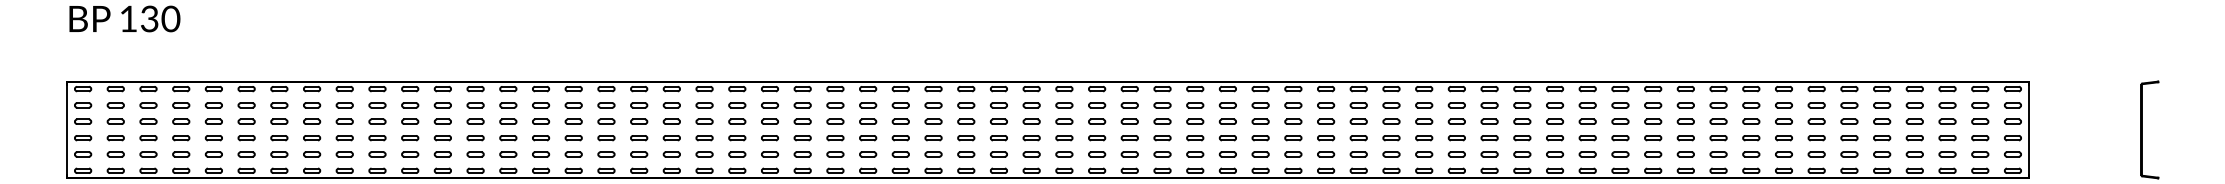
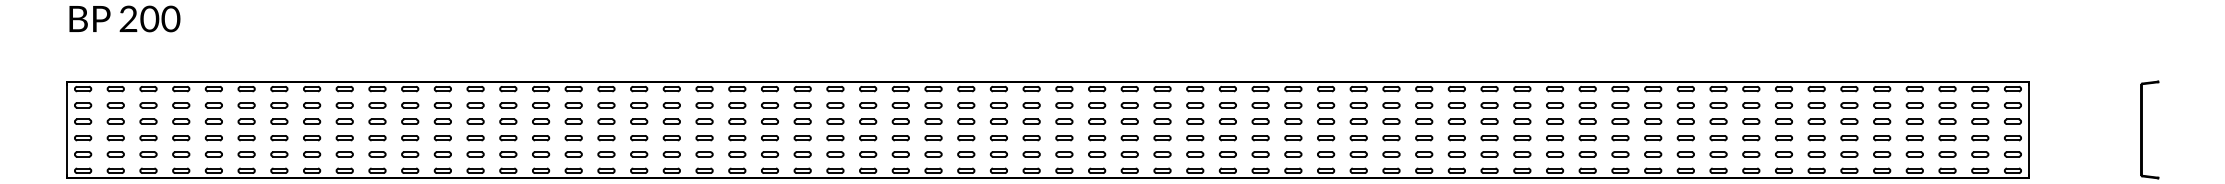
text: 130 -> 200 (139, 18)
